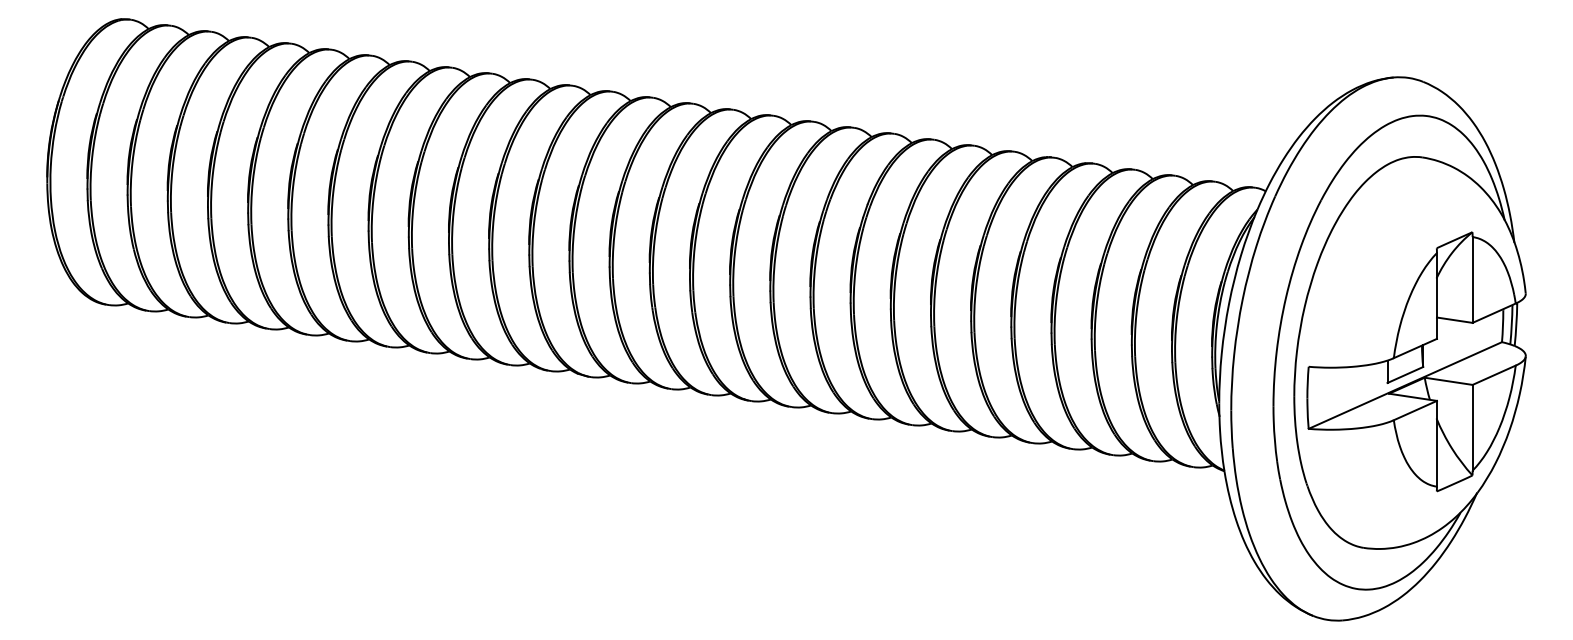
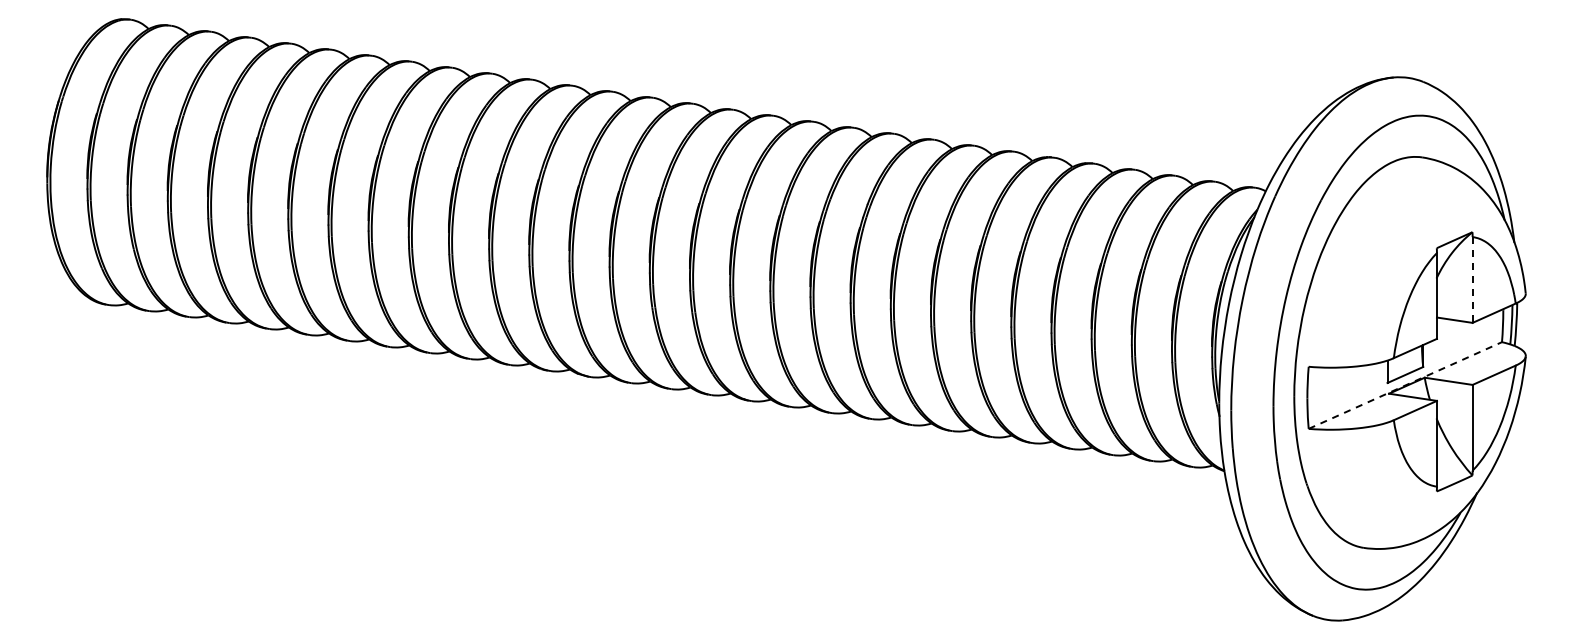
line: solid -> dashed (1472, 279)
line: solid -> dashed (1405, 385)
